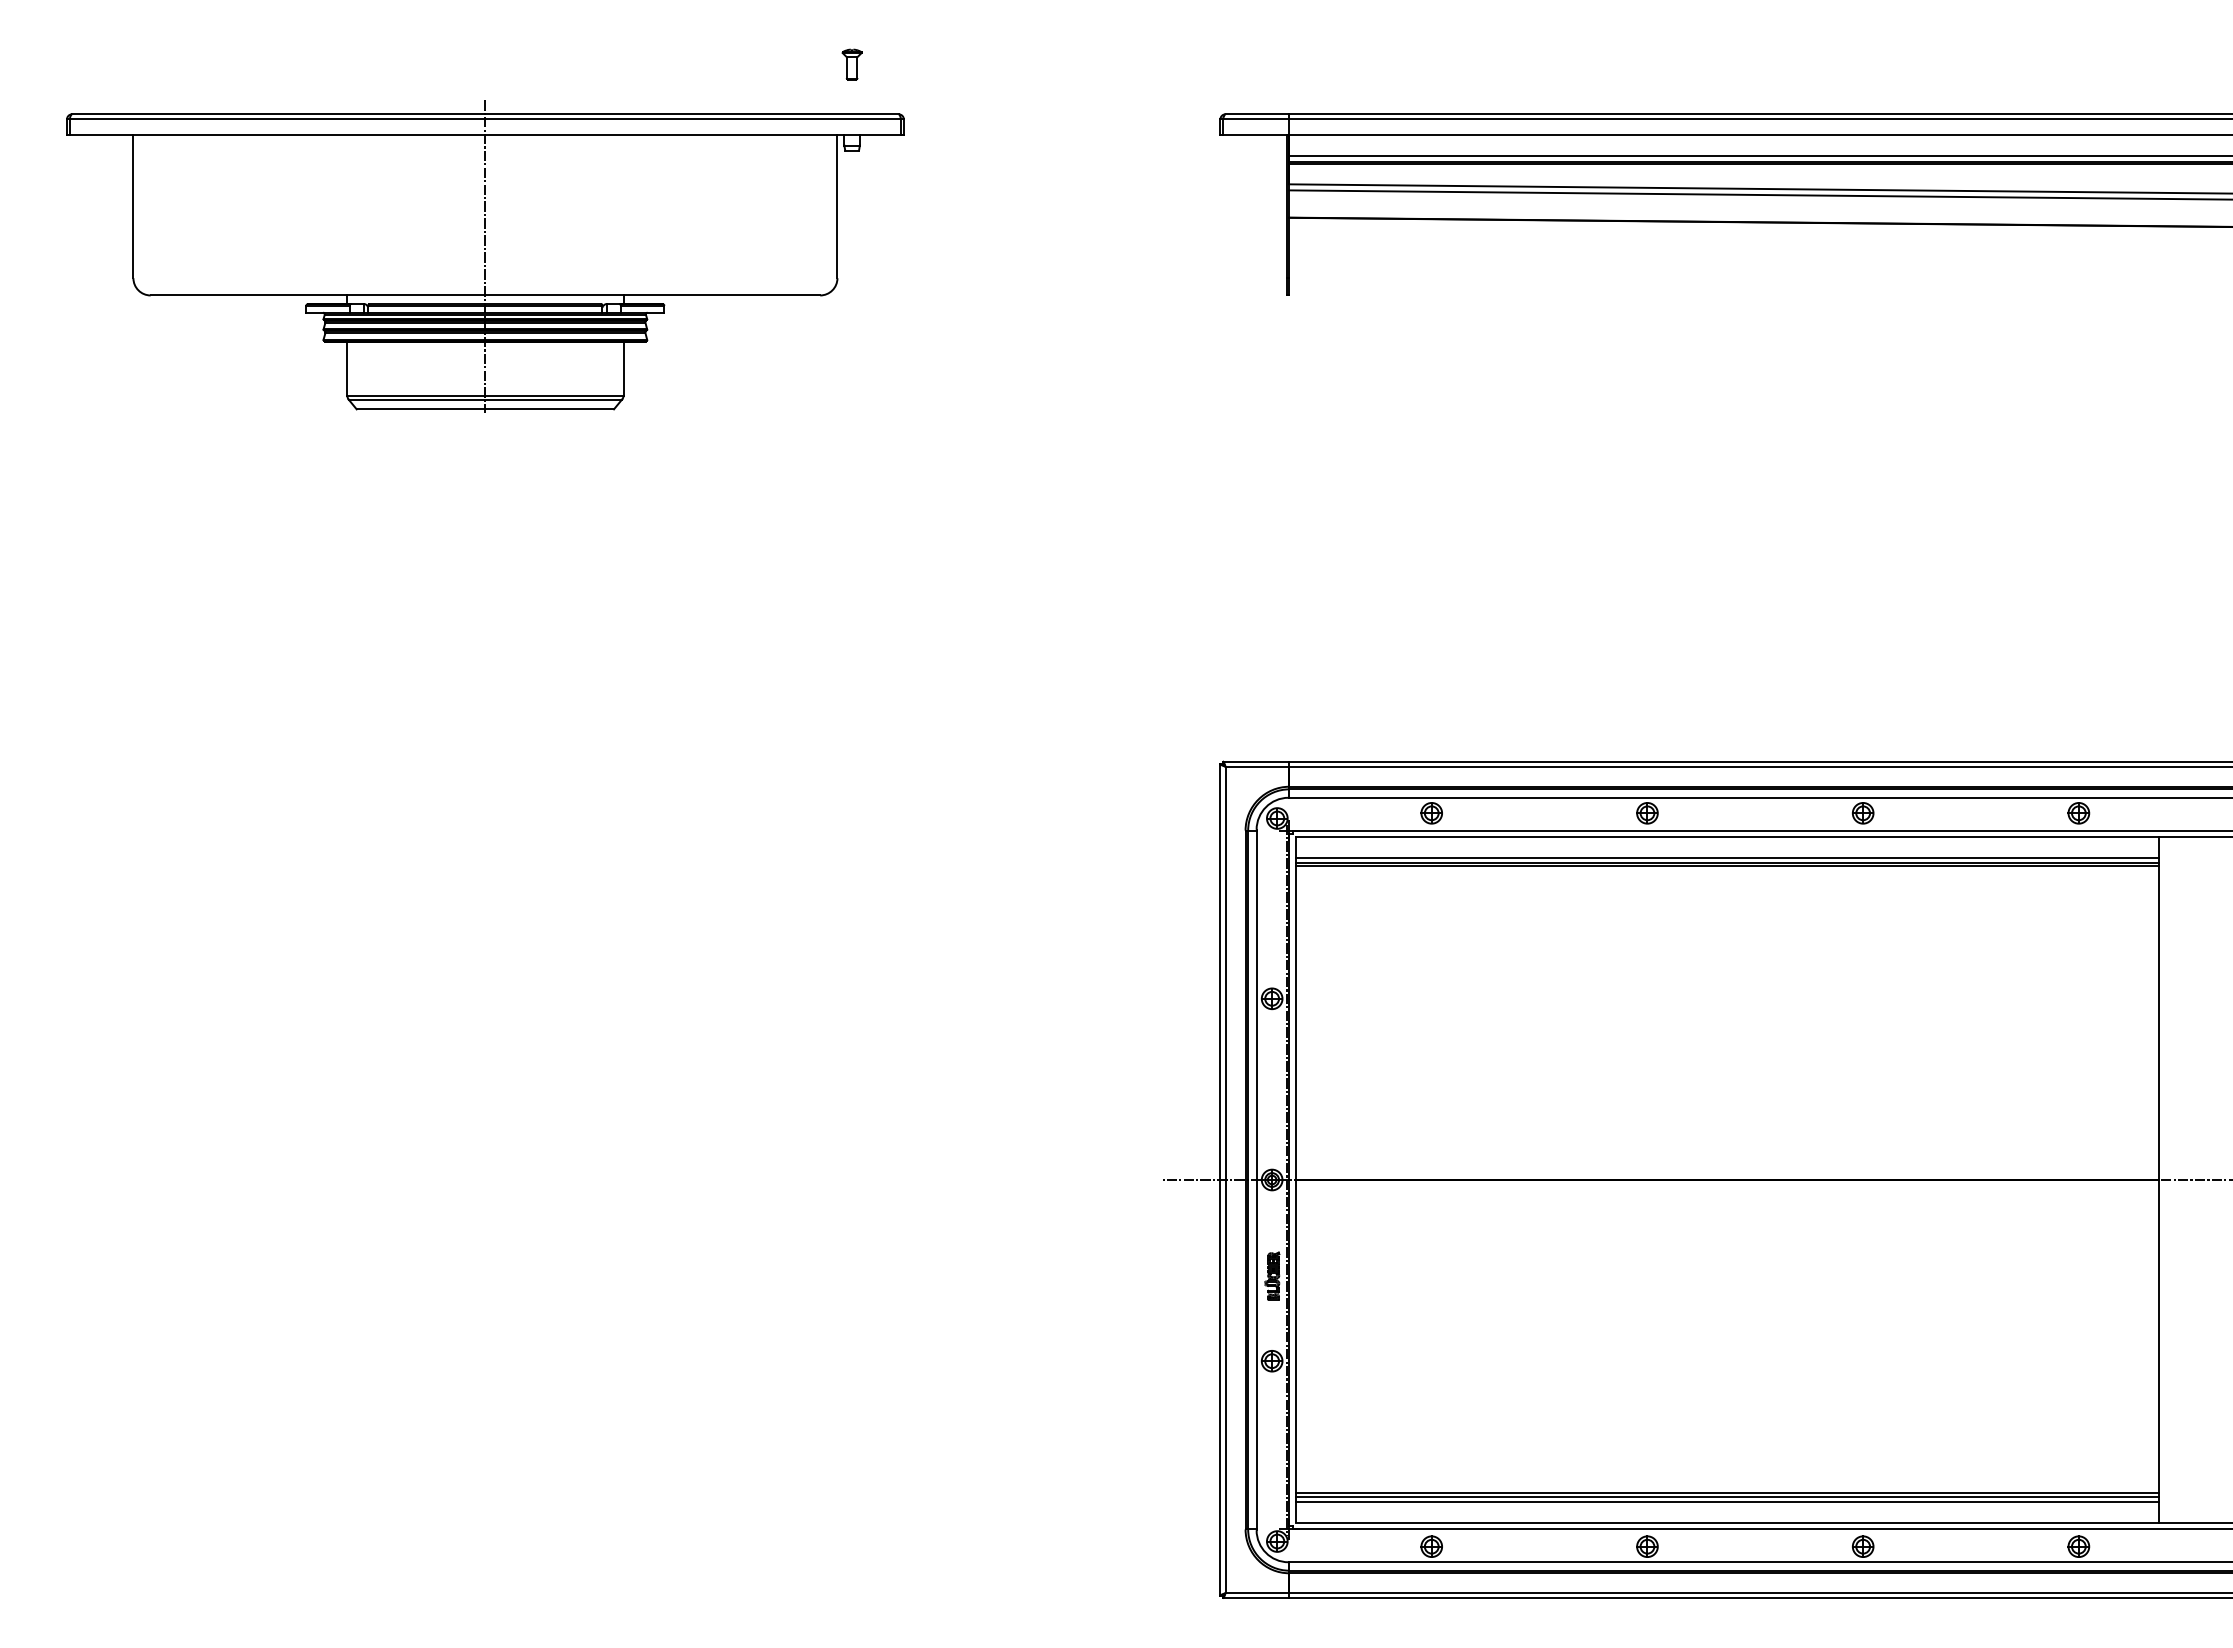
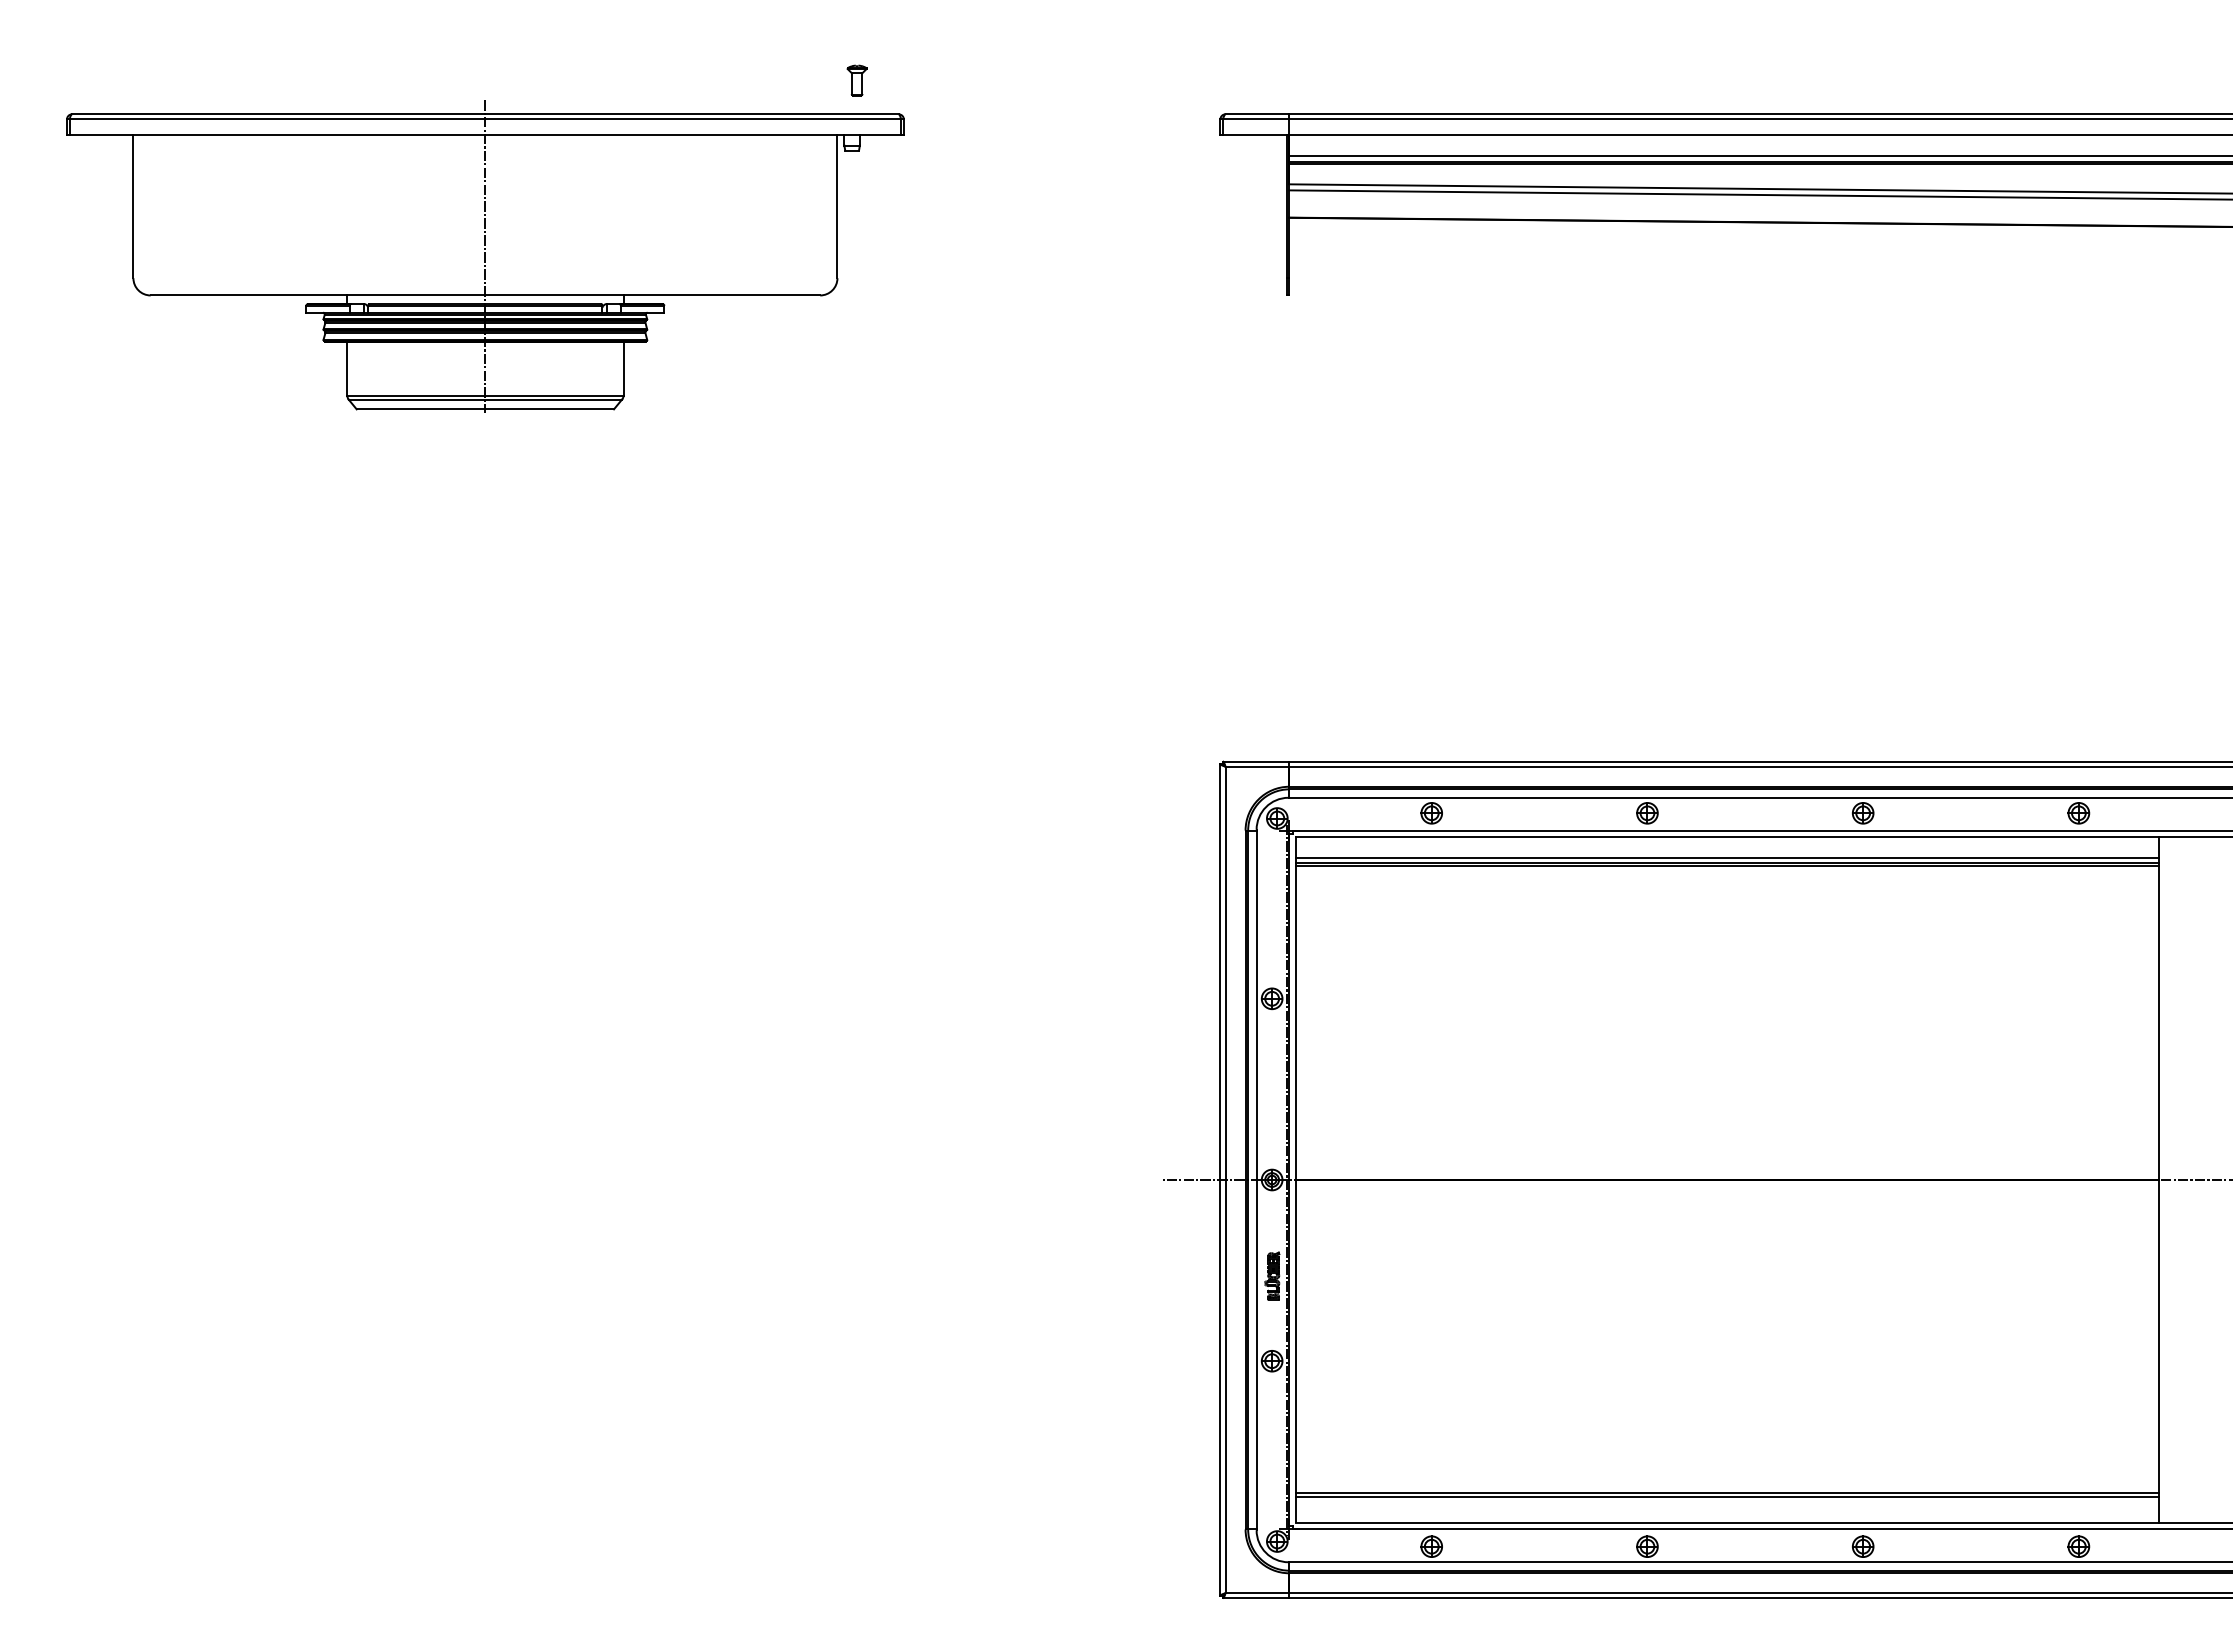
part position: (851, 64) -> (856, 80) (856, 80)
line: present -> none (1727, 1501)
